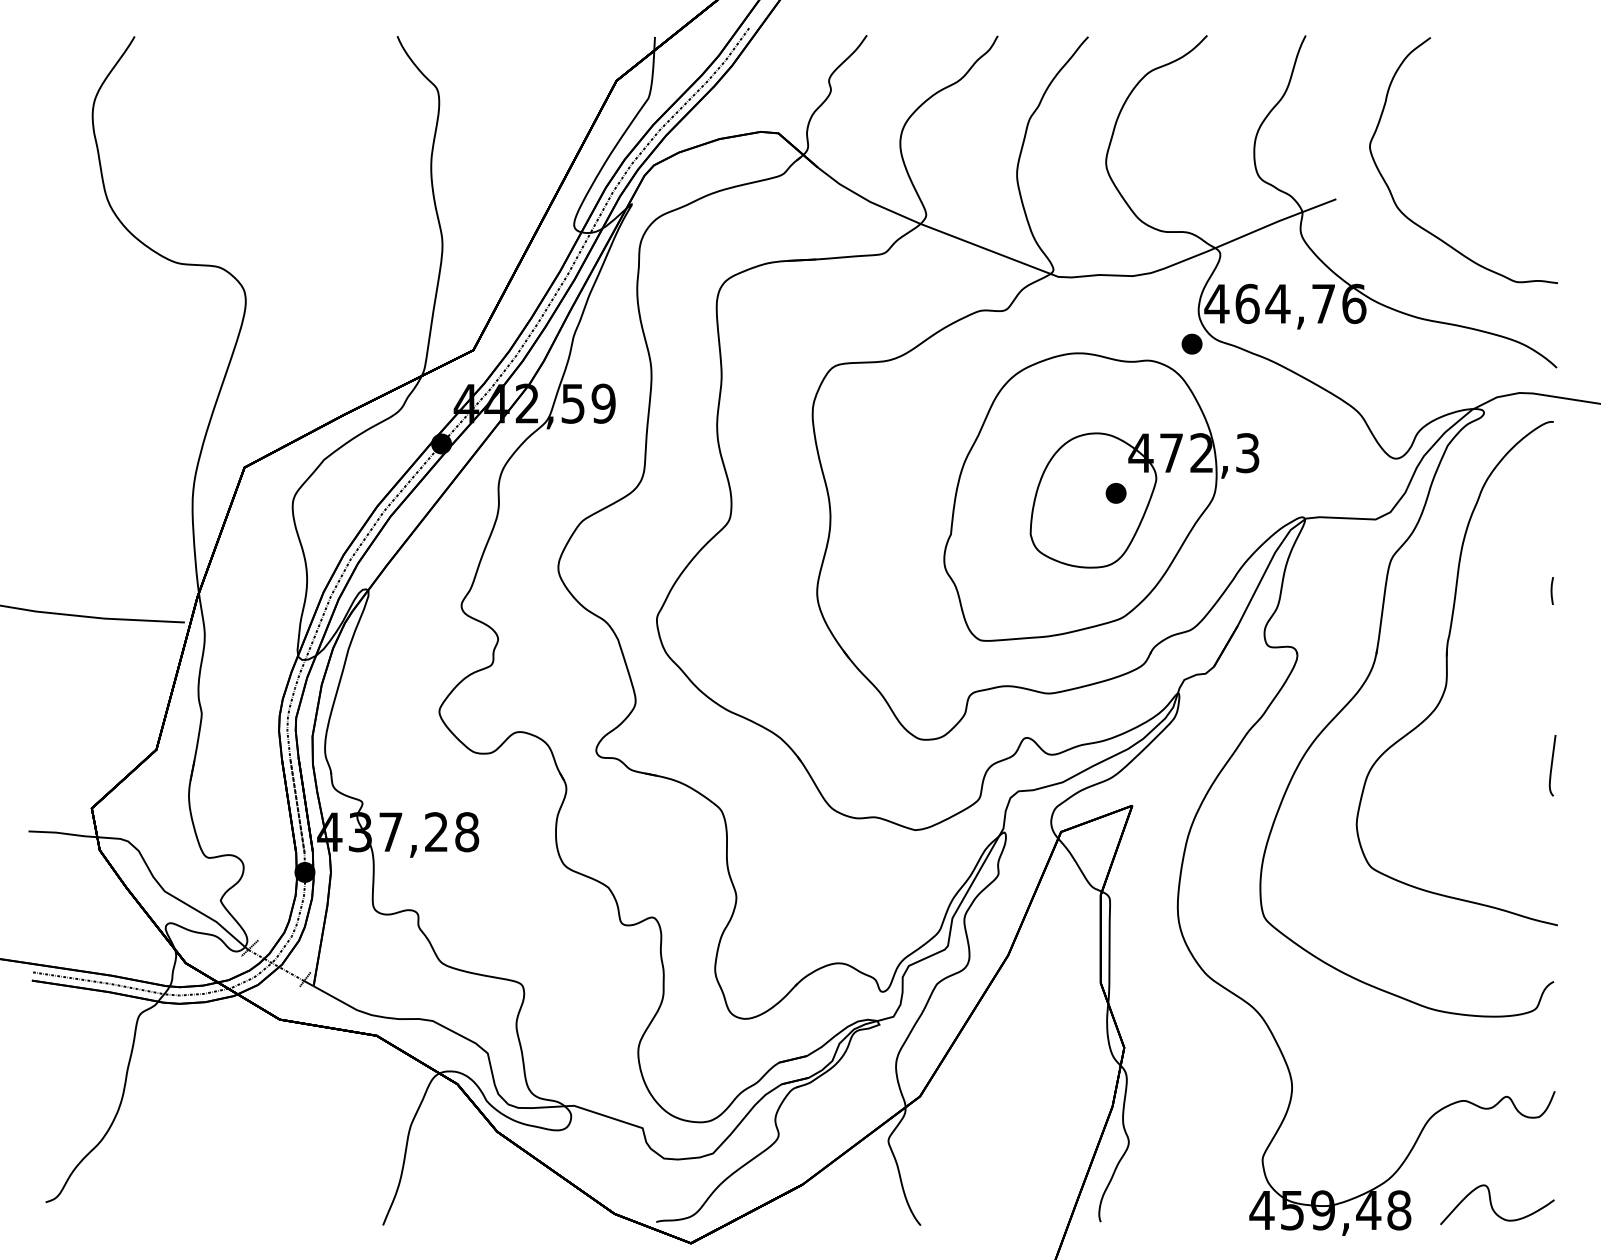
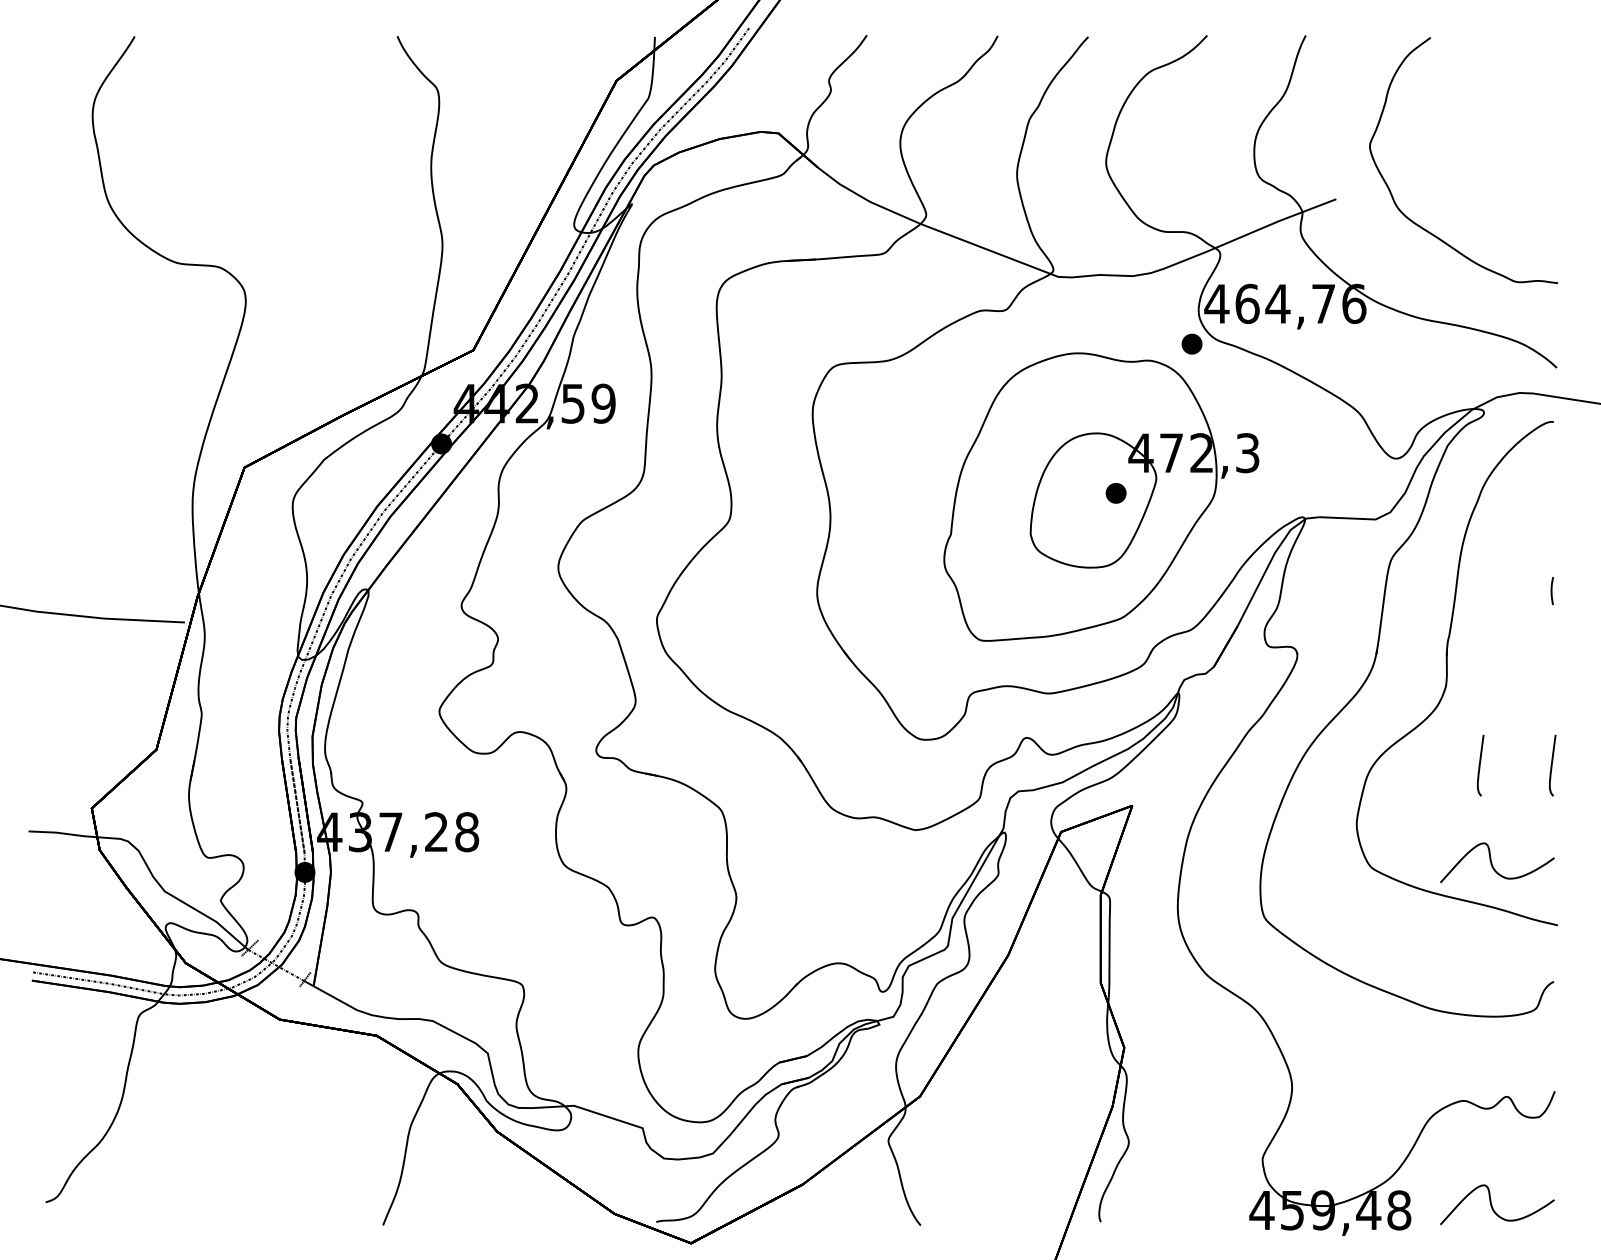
part: none -> present (1480, 765)
curve: none -> present (1492, 862)
